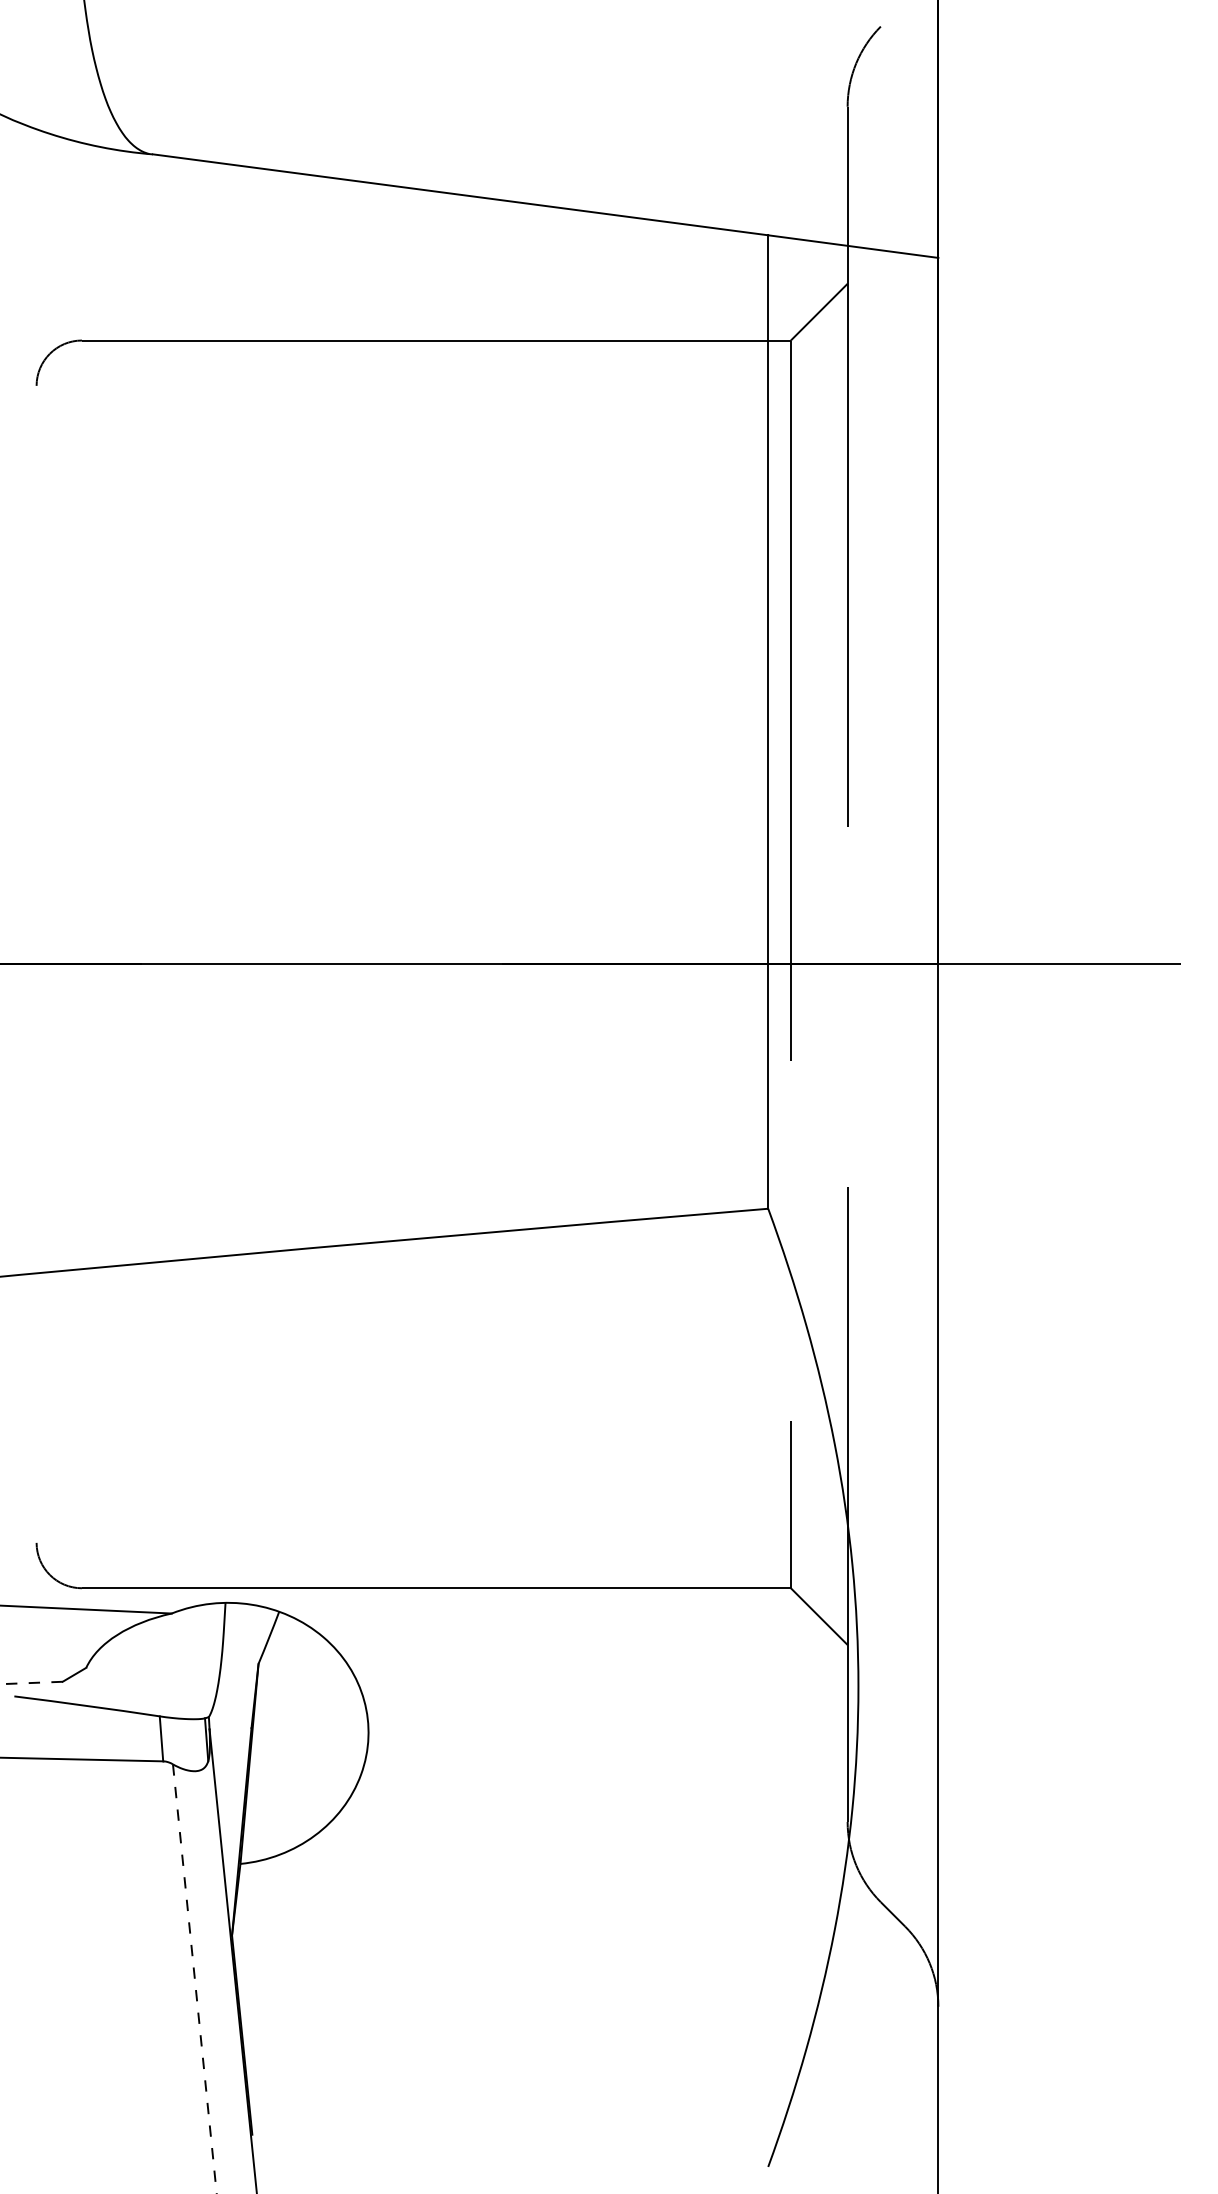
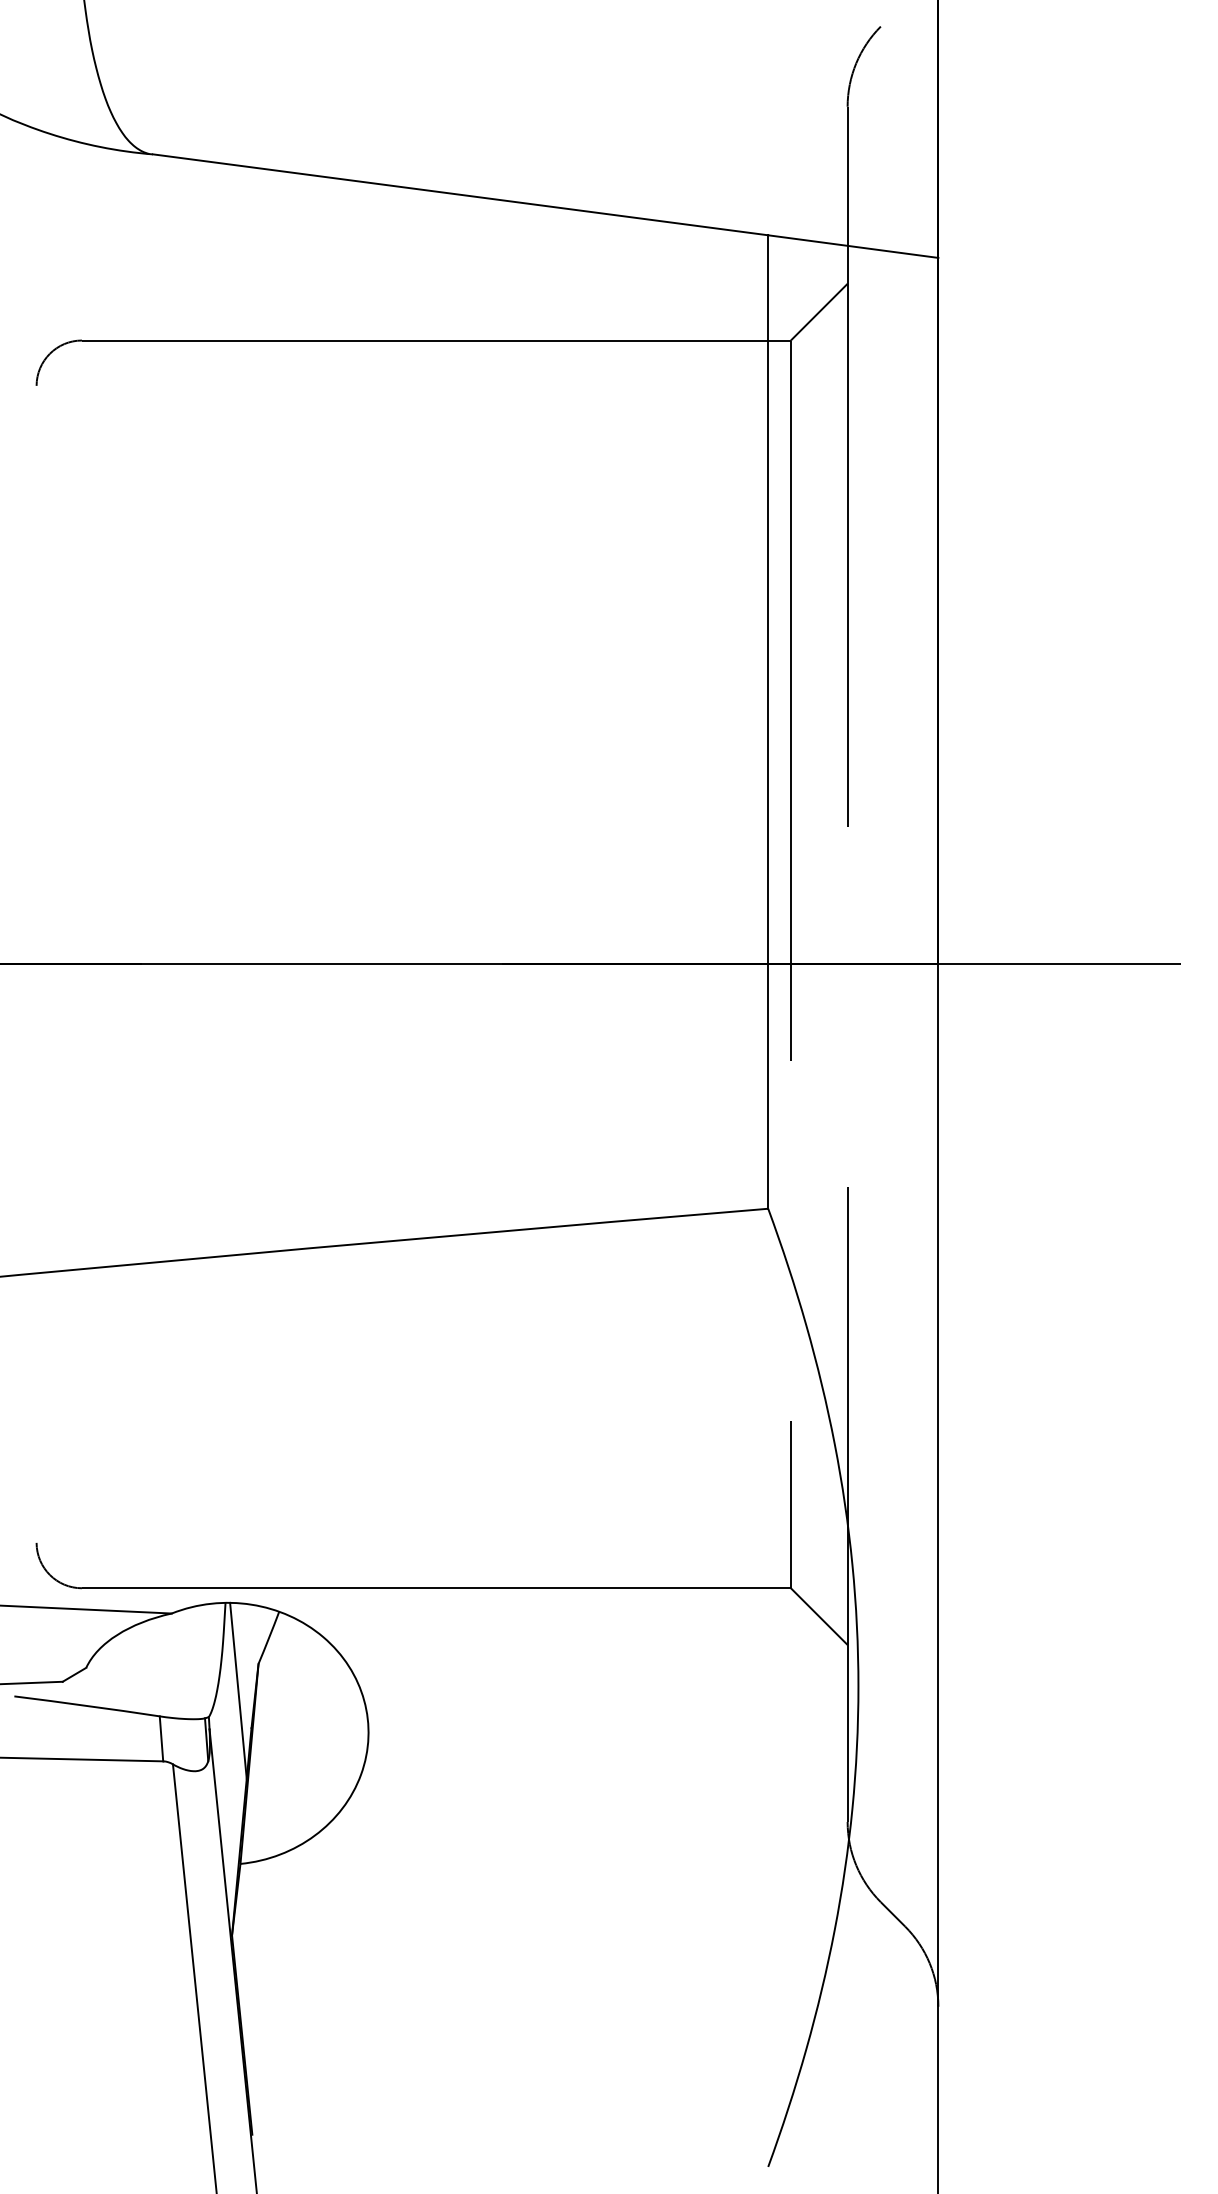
line: dashed -> solid (31, 1682)
line: none -> present (238, 1690)
line: dashed -> solid (194, 1978)
